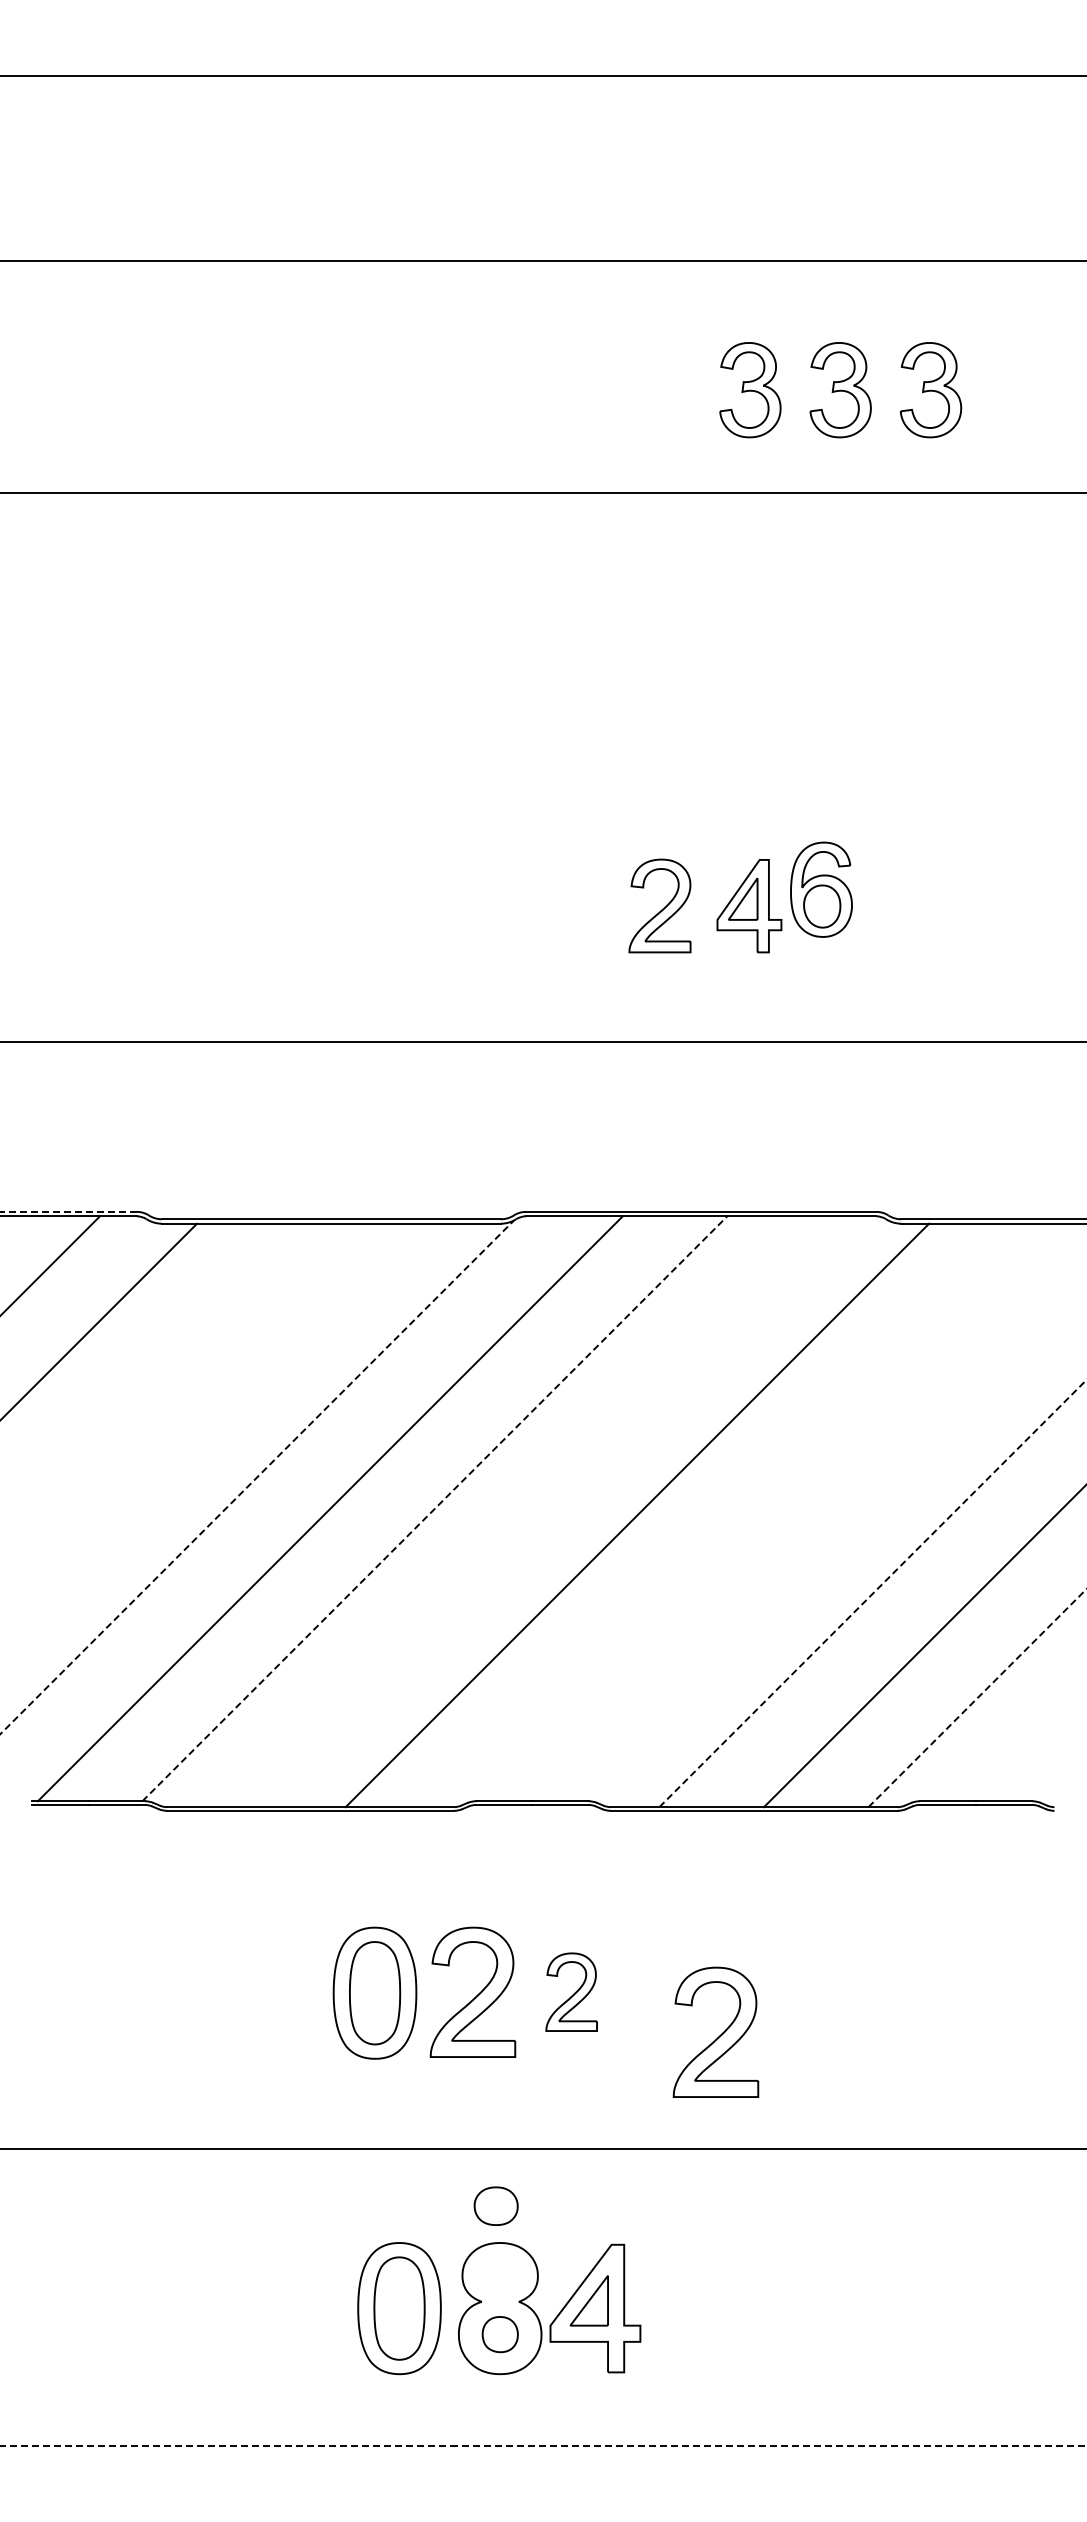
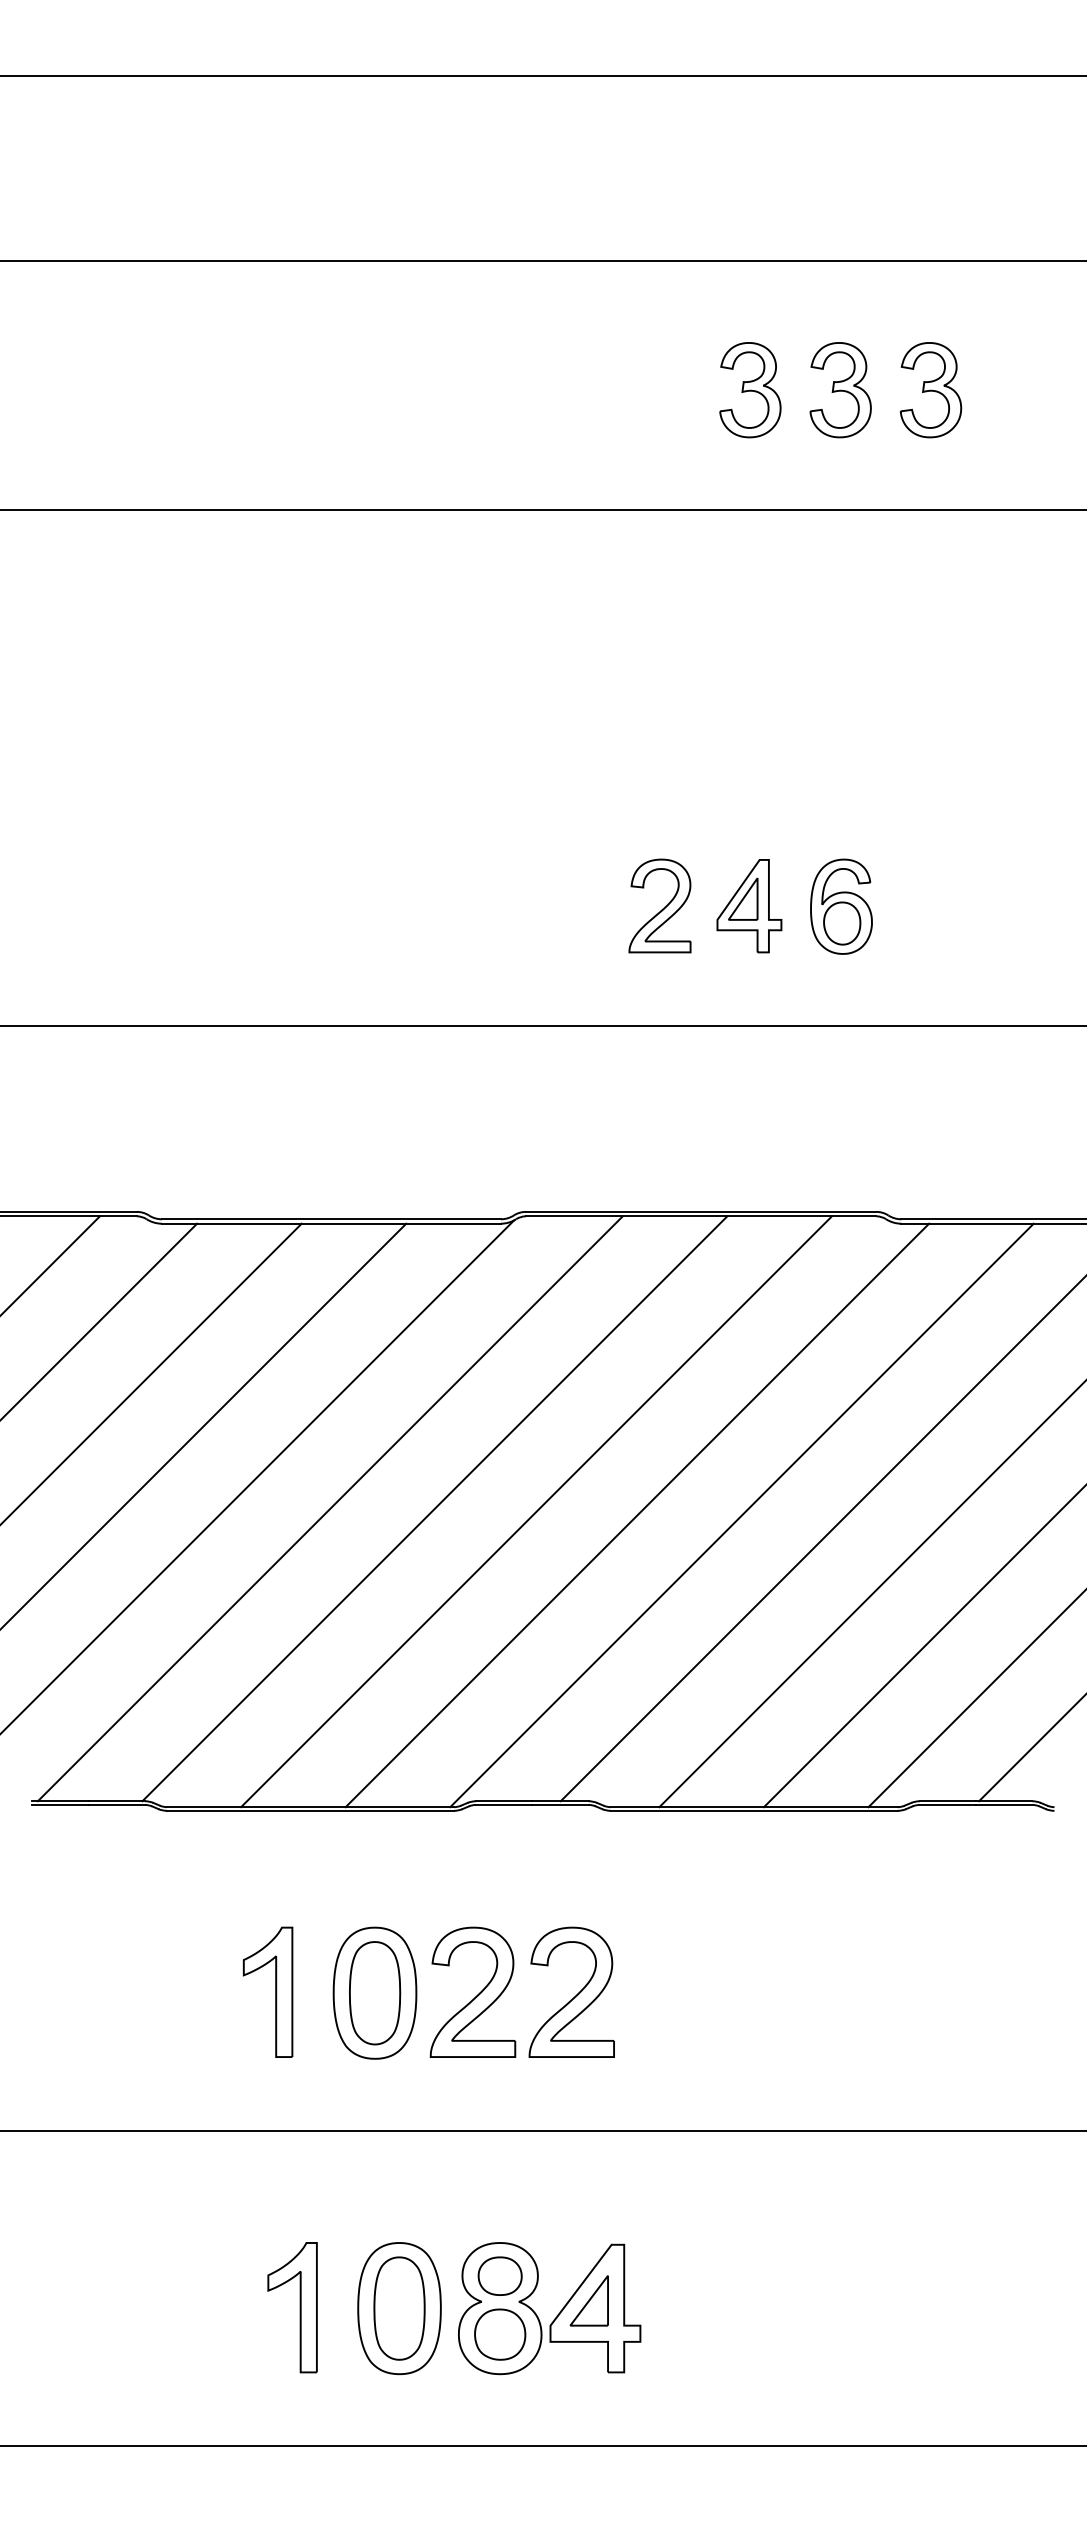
line position: (542, 492) -> (542, 509) (542, 509)
part position: (821, 889) -> (841, 906) (841, 906)
line position: (542, 1042) -> (542, 1026) (542, 1026)
line: dashed -> solid (68, 1211)
line: none -> present (151, 1372)
line: none -> present (204, 1425)
line: dashed -> solid (257, 1477)
line: dashed -> solid (434, 1508)
line: none -> present (536, 1511)
line: none -> present (741, 1515)
line: none -> present (821, 1539)
line: dashed -> solid (873, 1593)
line: dashed -> solid (978, 1697)
line: none -> present (1031, 1748)
part: none -> present (275, 1991)
part size: 53x80 px -> 87x132 px (571, 1991)
part: present -> none (715, 2031)
line position: (542, 2149) -> (542, 2131) (542, 2131)
part position: (495, 2205) -> (499, 2275) (499, 2275)
part: none -> present (299, 2307)
part size: 38x38 px -> 53x53 px (500, 2334)
line: dashed -> solid (544, 2446)
